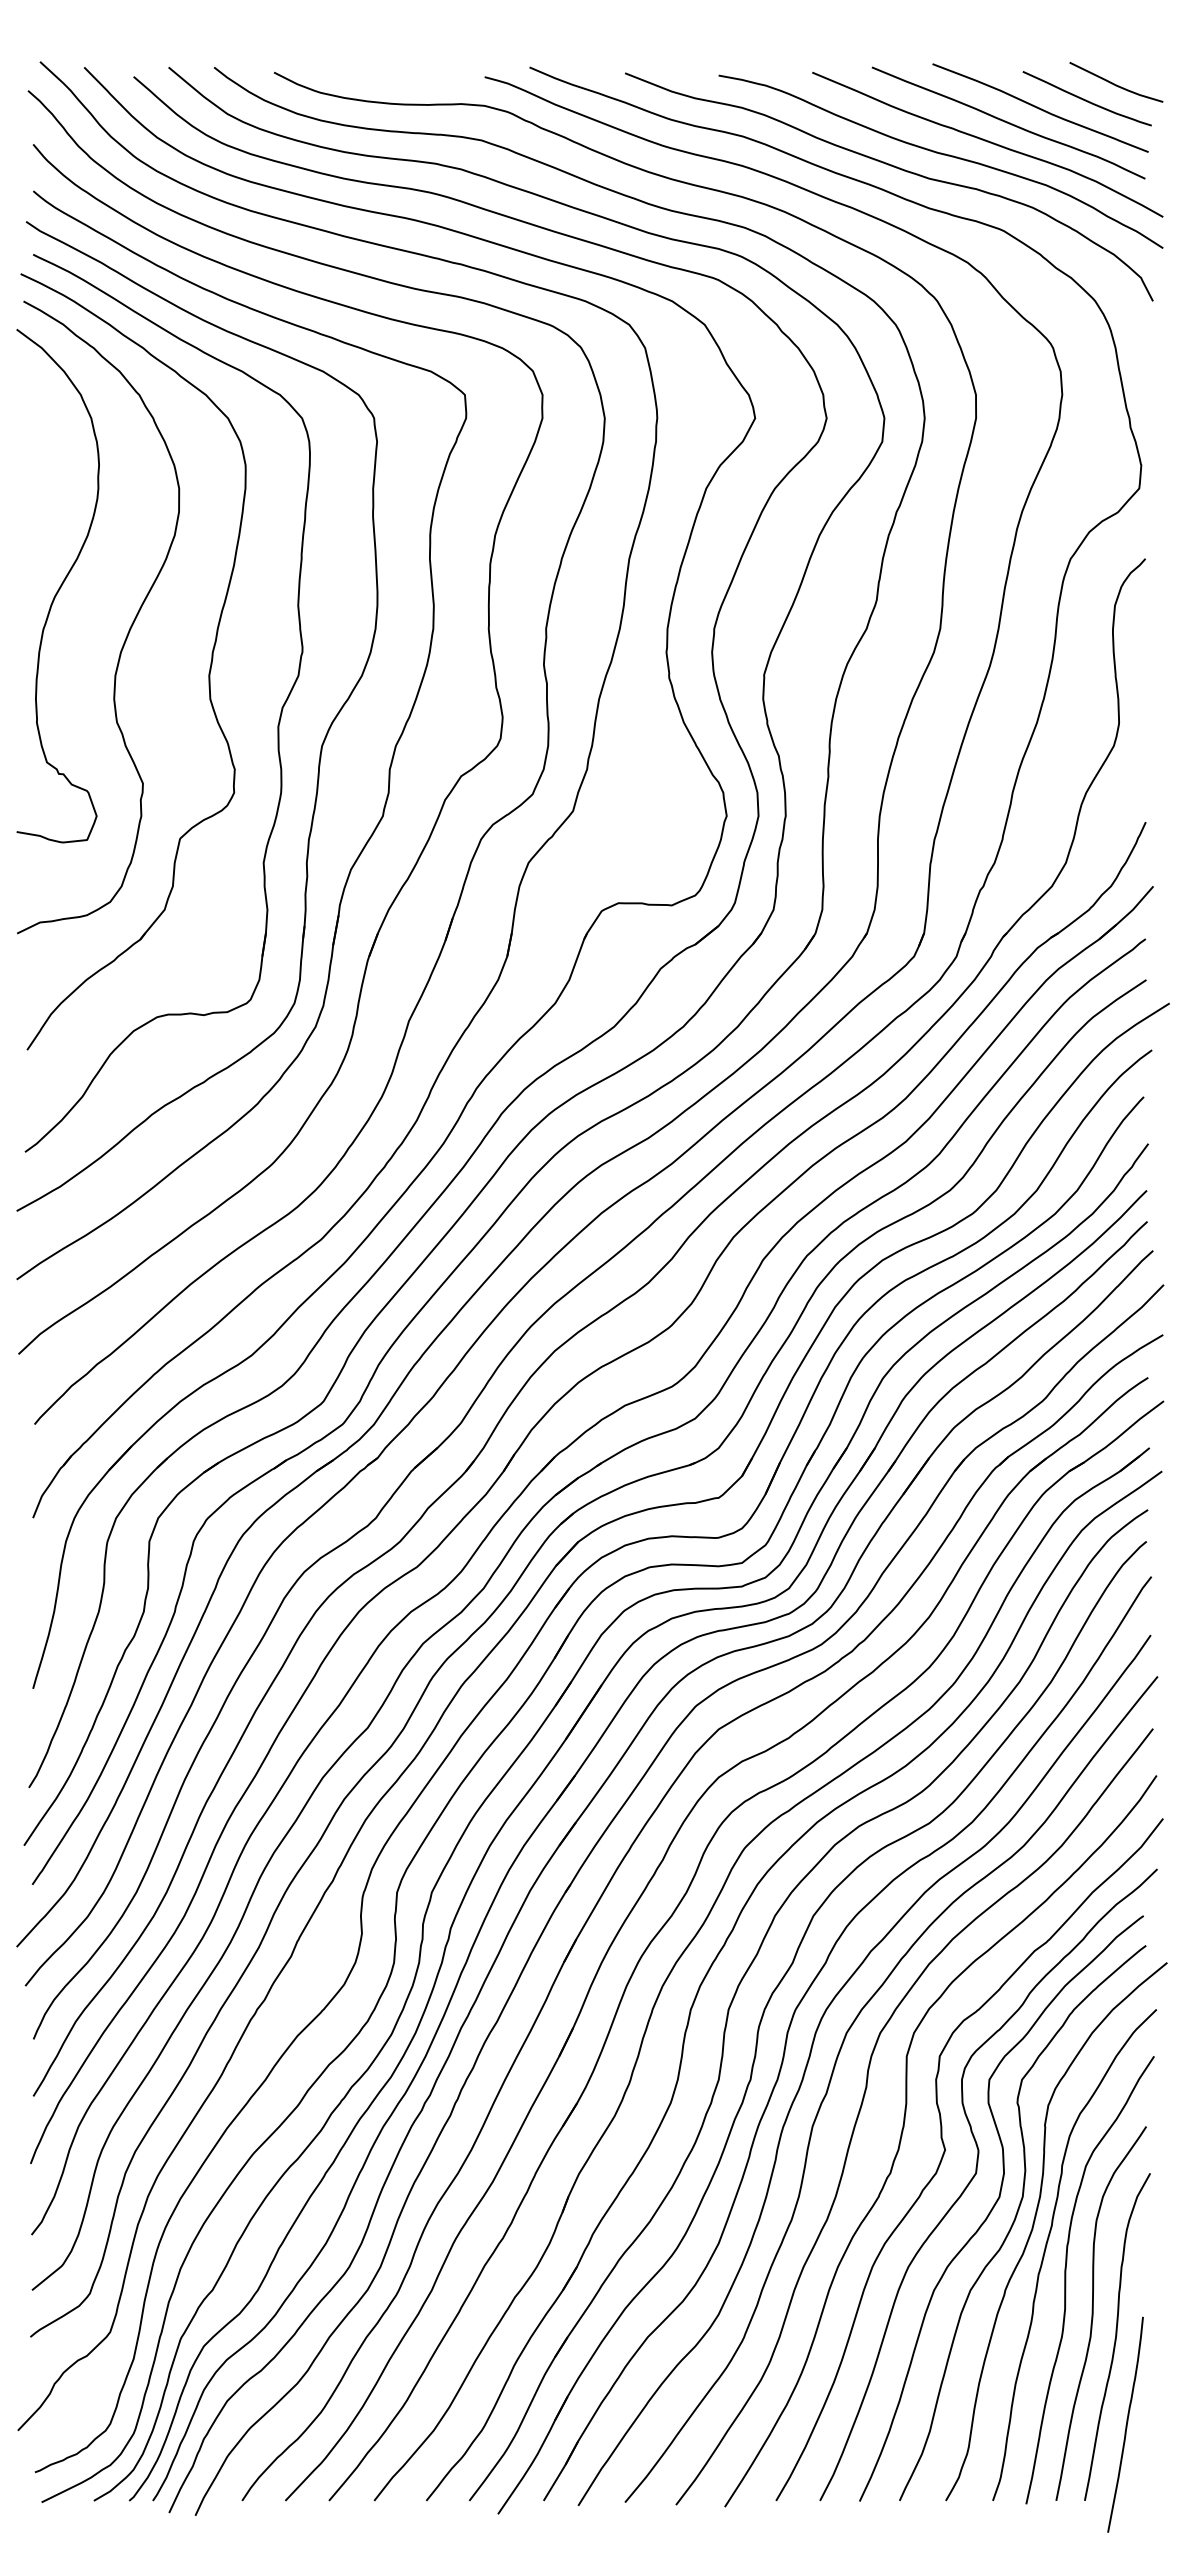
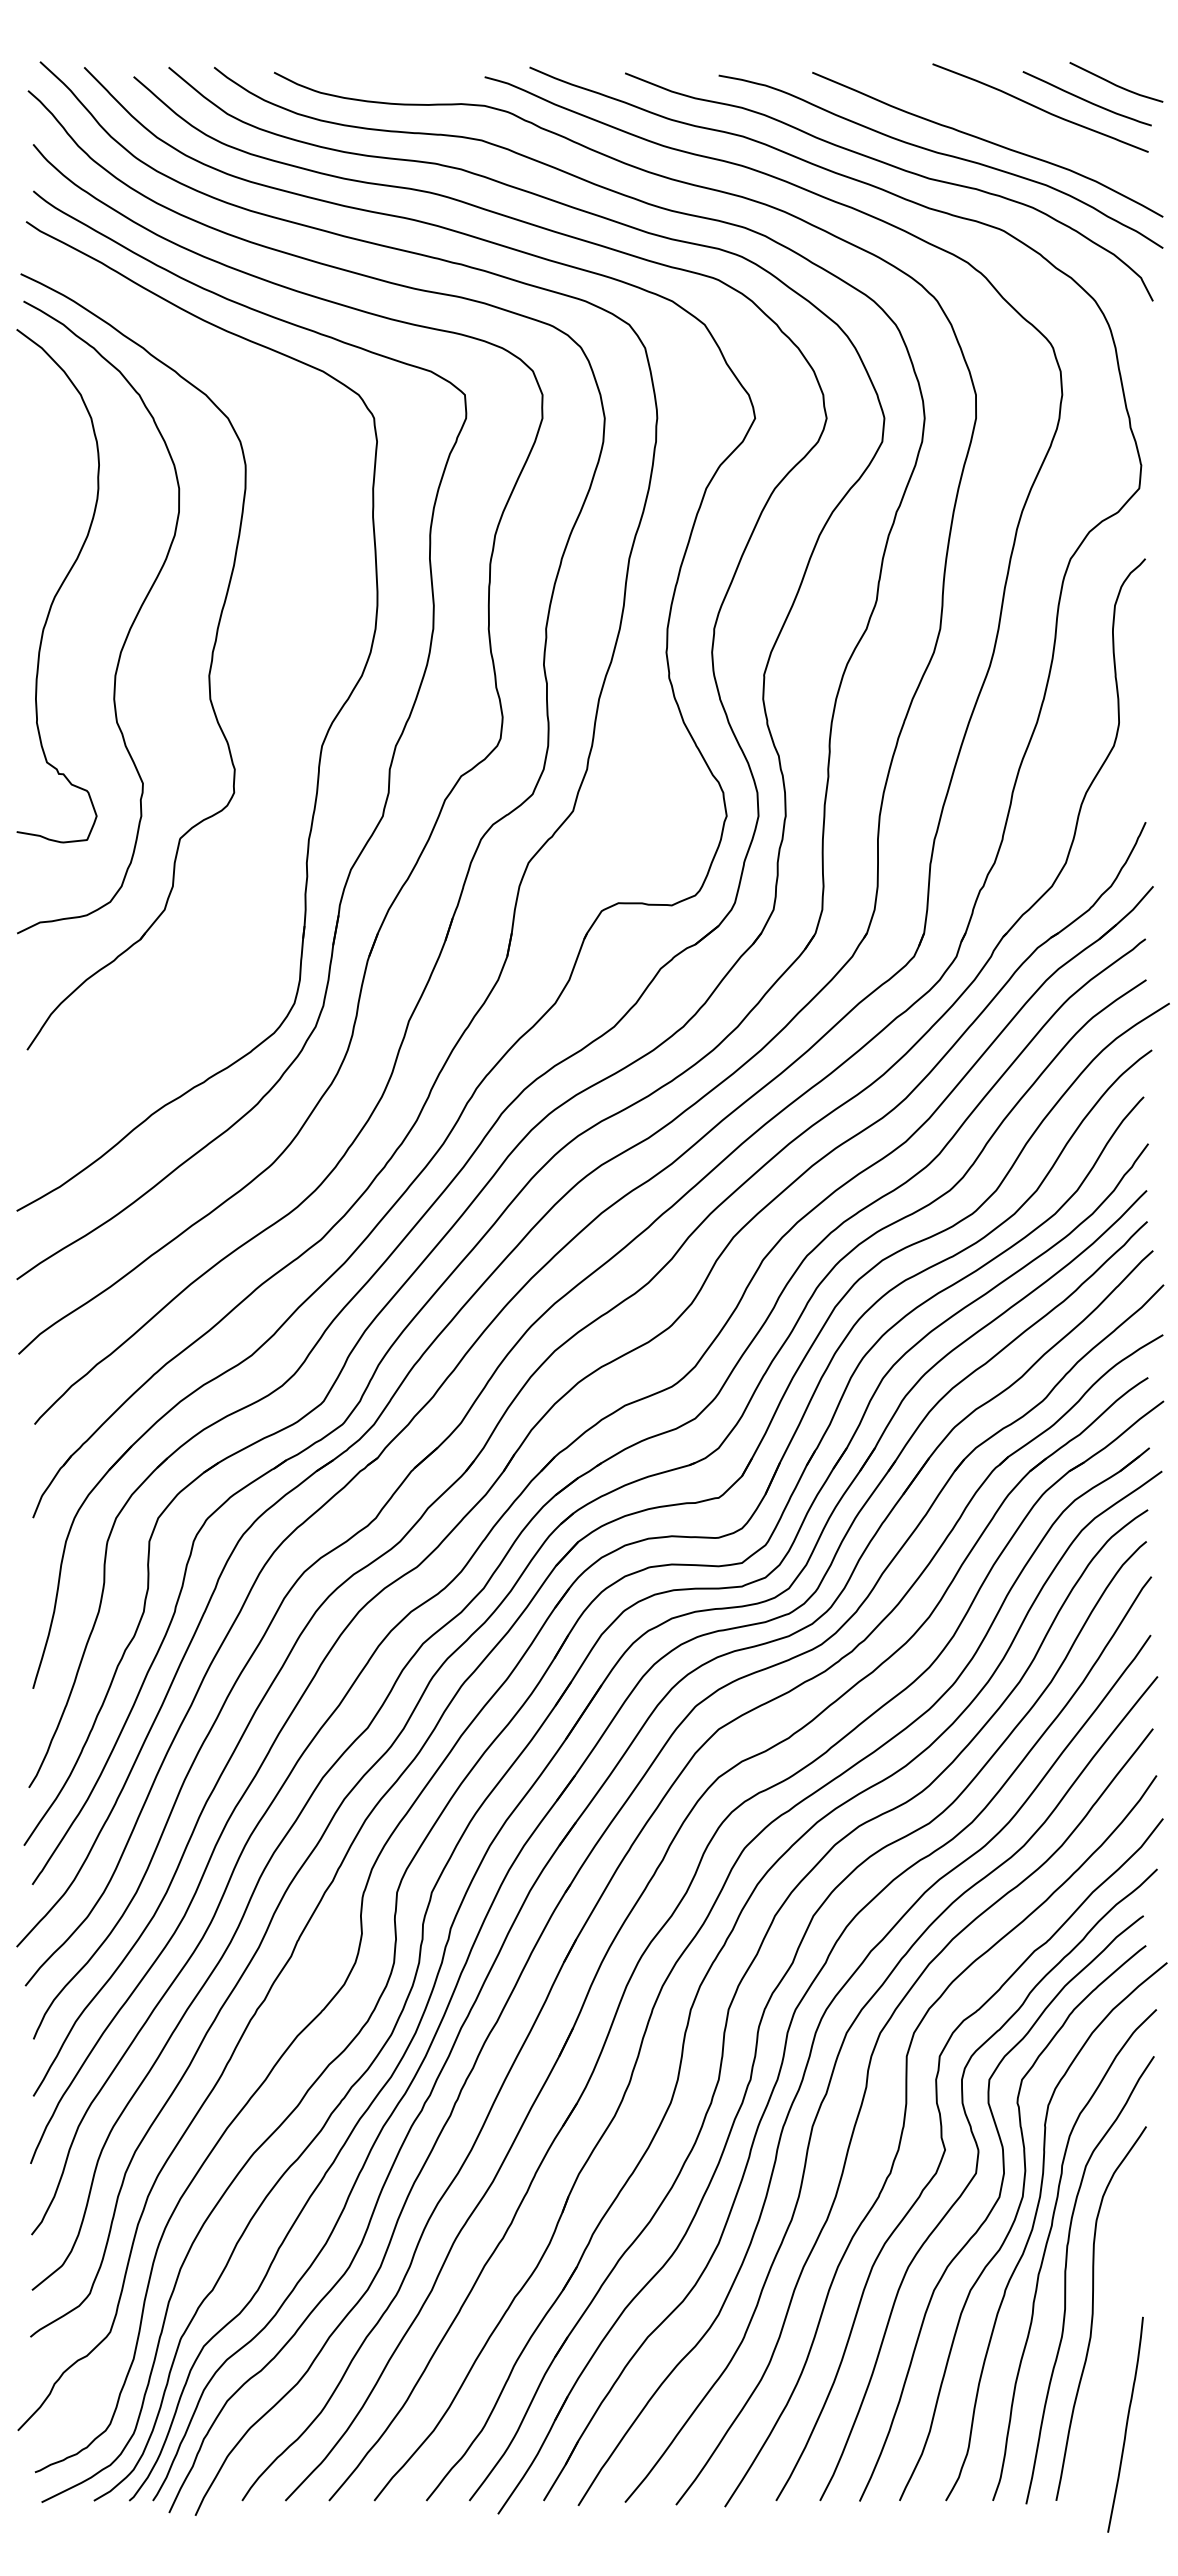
curve: present -> none (1008, 122)
part: present -> none (277, 725)
curve: present -> none (1117, 2335)
